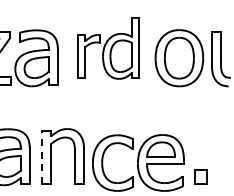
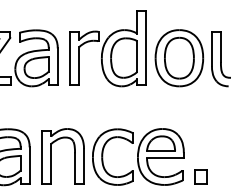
part size: 63x63 px -> 78x78 px (107, 48)
line: dashed -> solid (42, 157)
part position: (138, 162) -> (138, 156) (138, 156)
